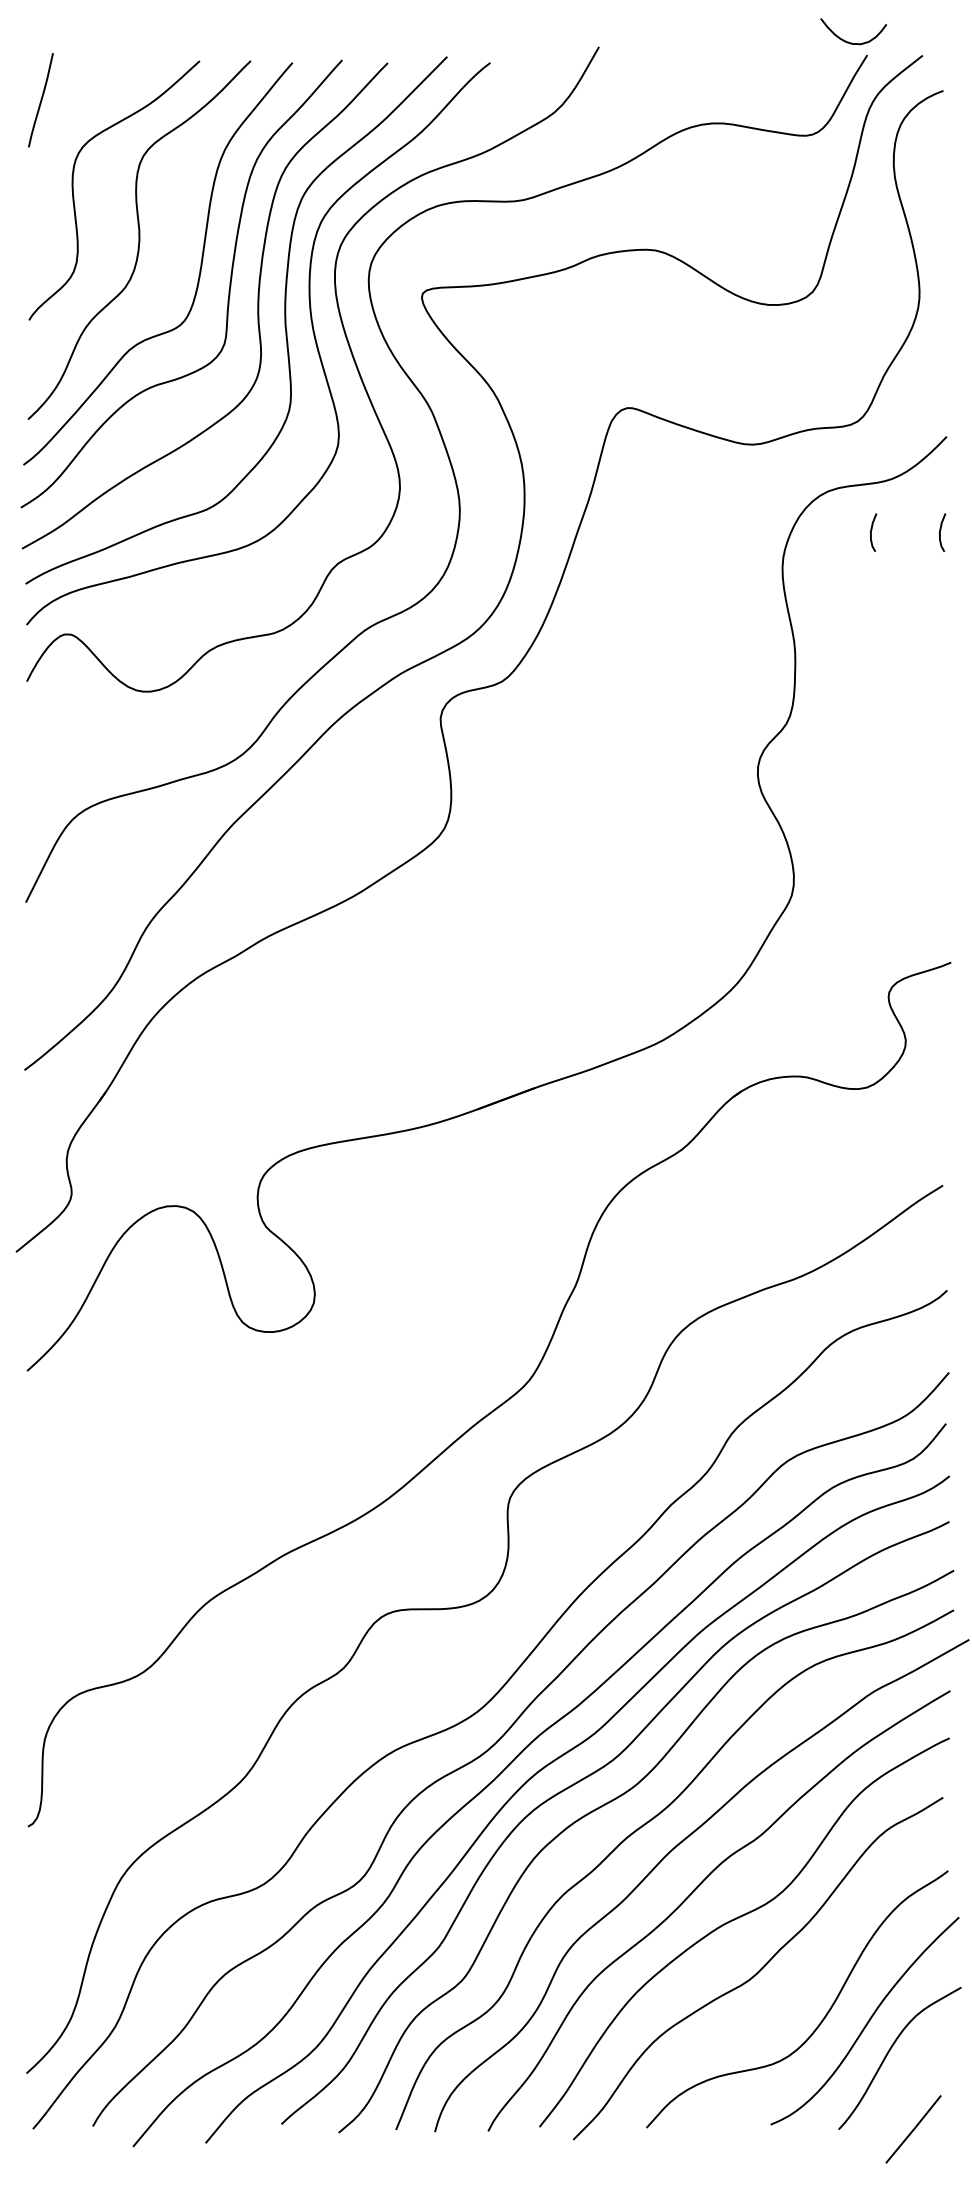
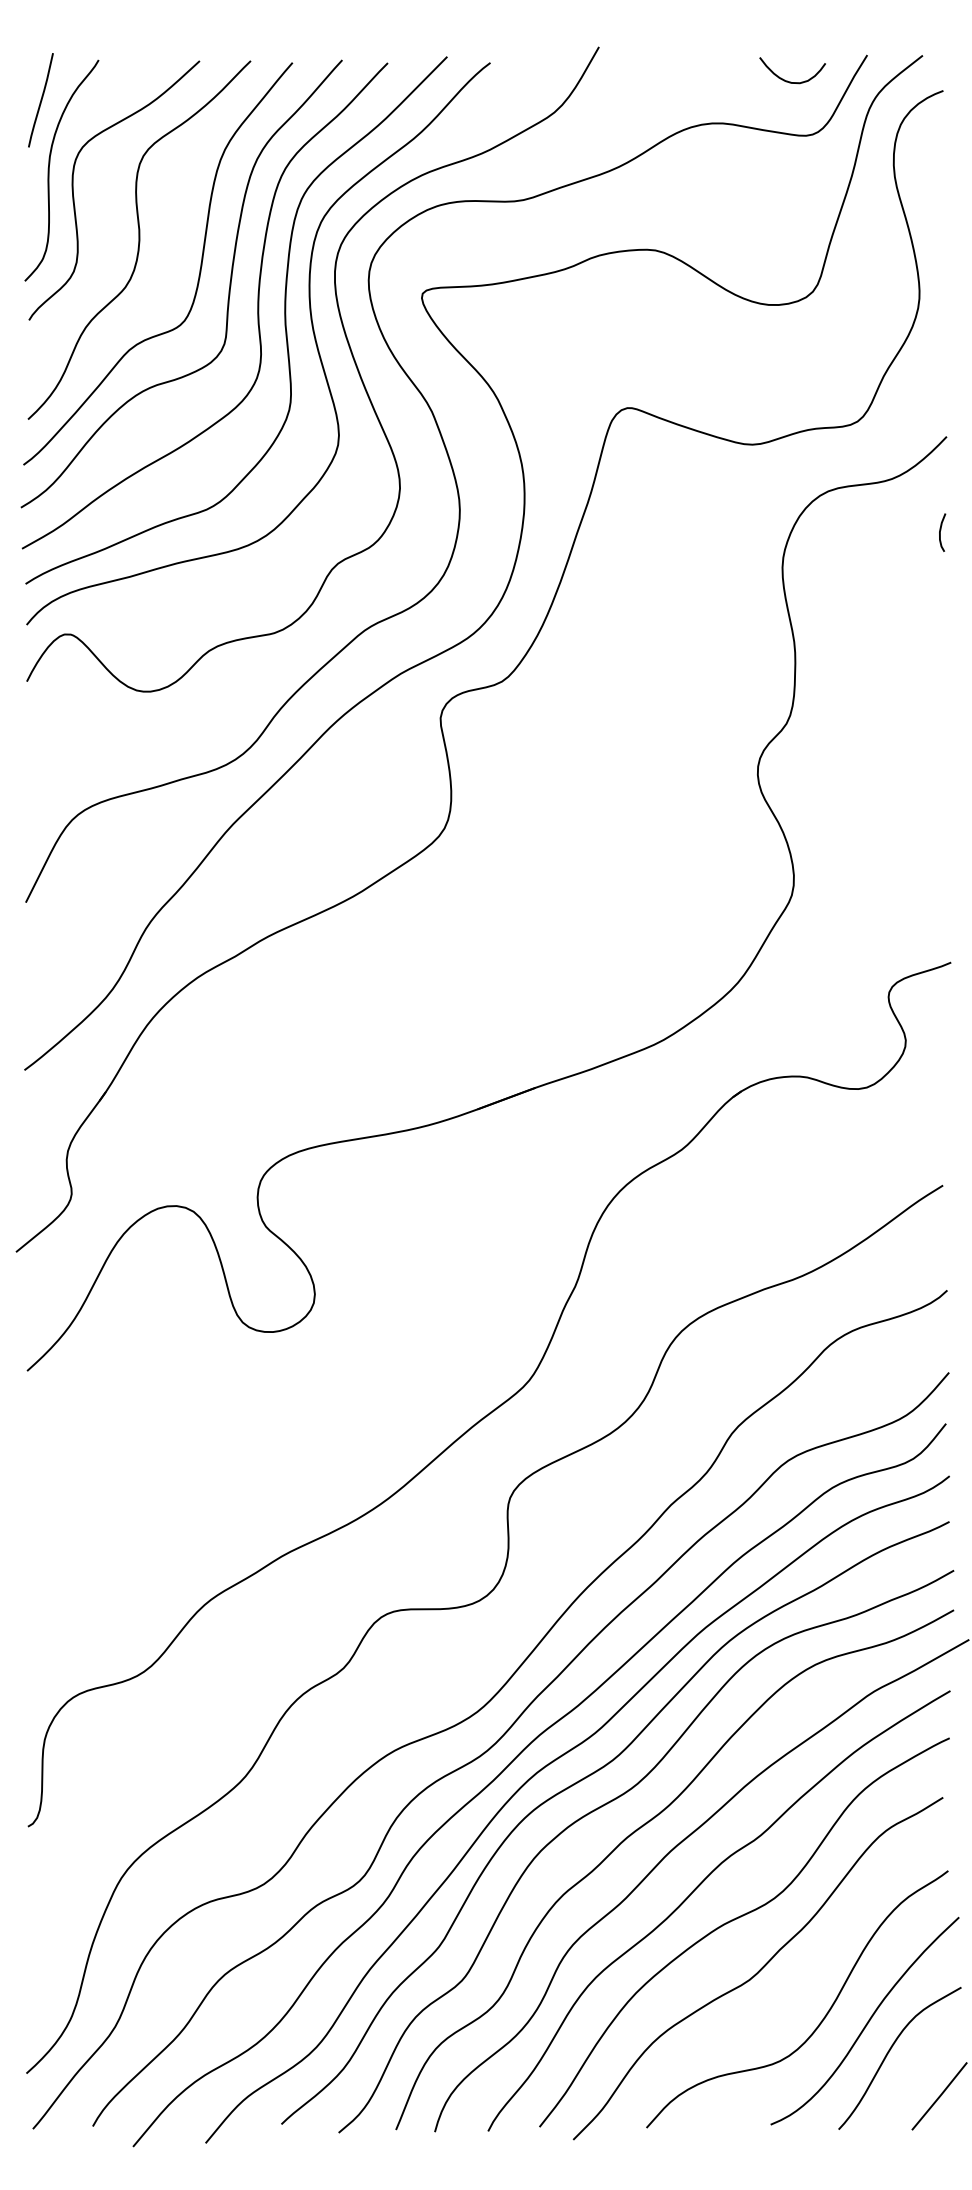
curve position: (848, 41) -> (787, 80) (787, 80)
curve: none -> present (49, 170)
curve: present -> none (871, 532)
line position: (913, 2129) -> (939, 2096) (939, 2096)
